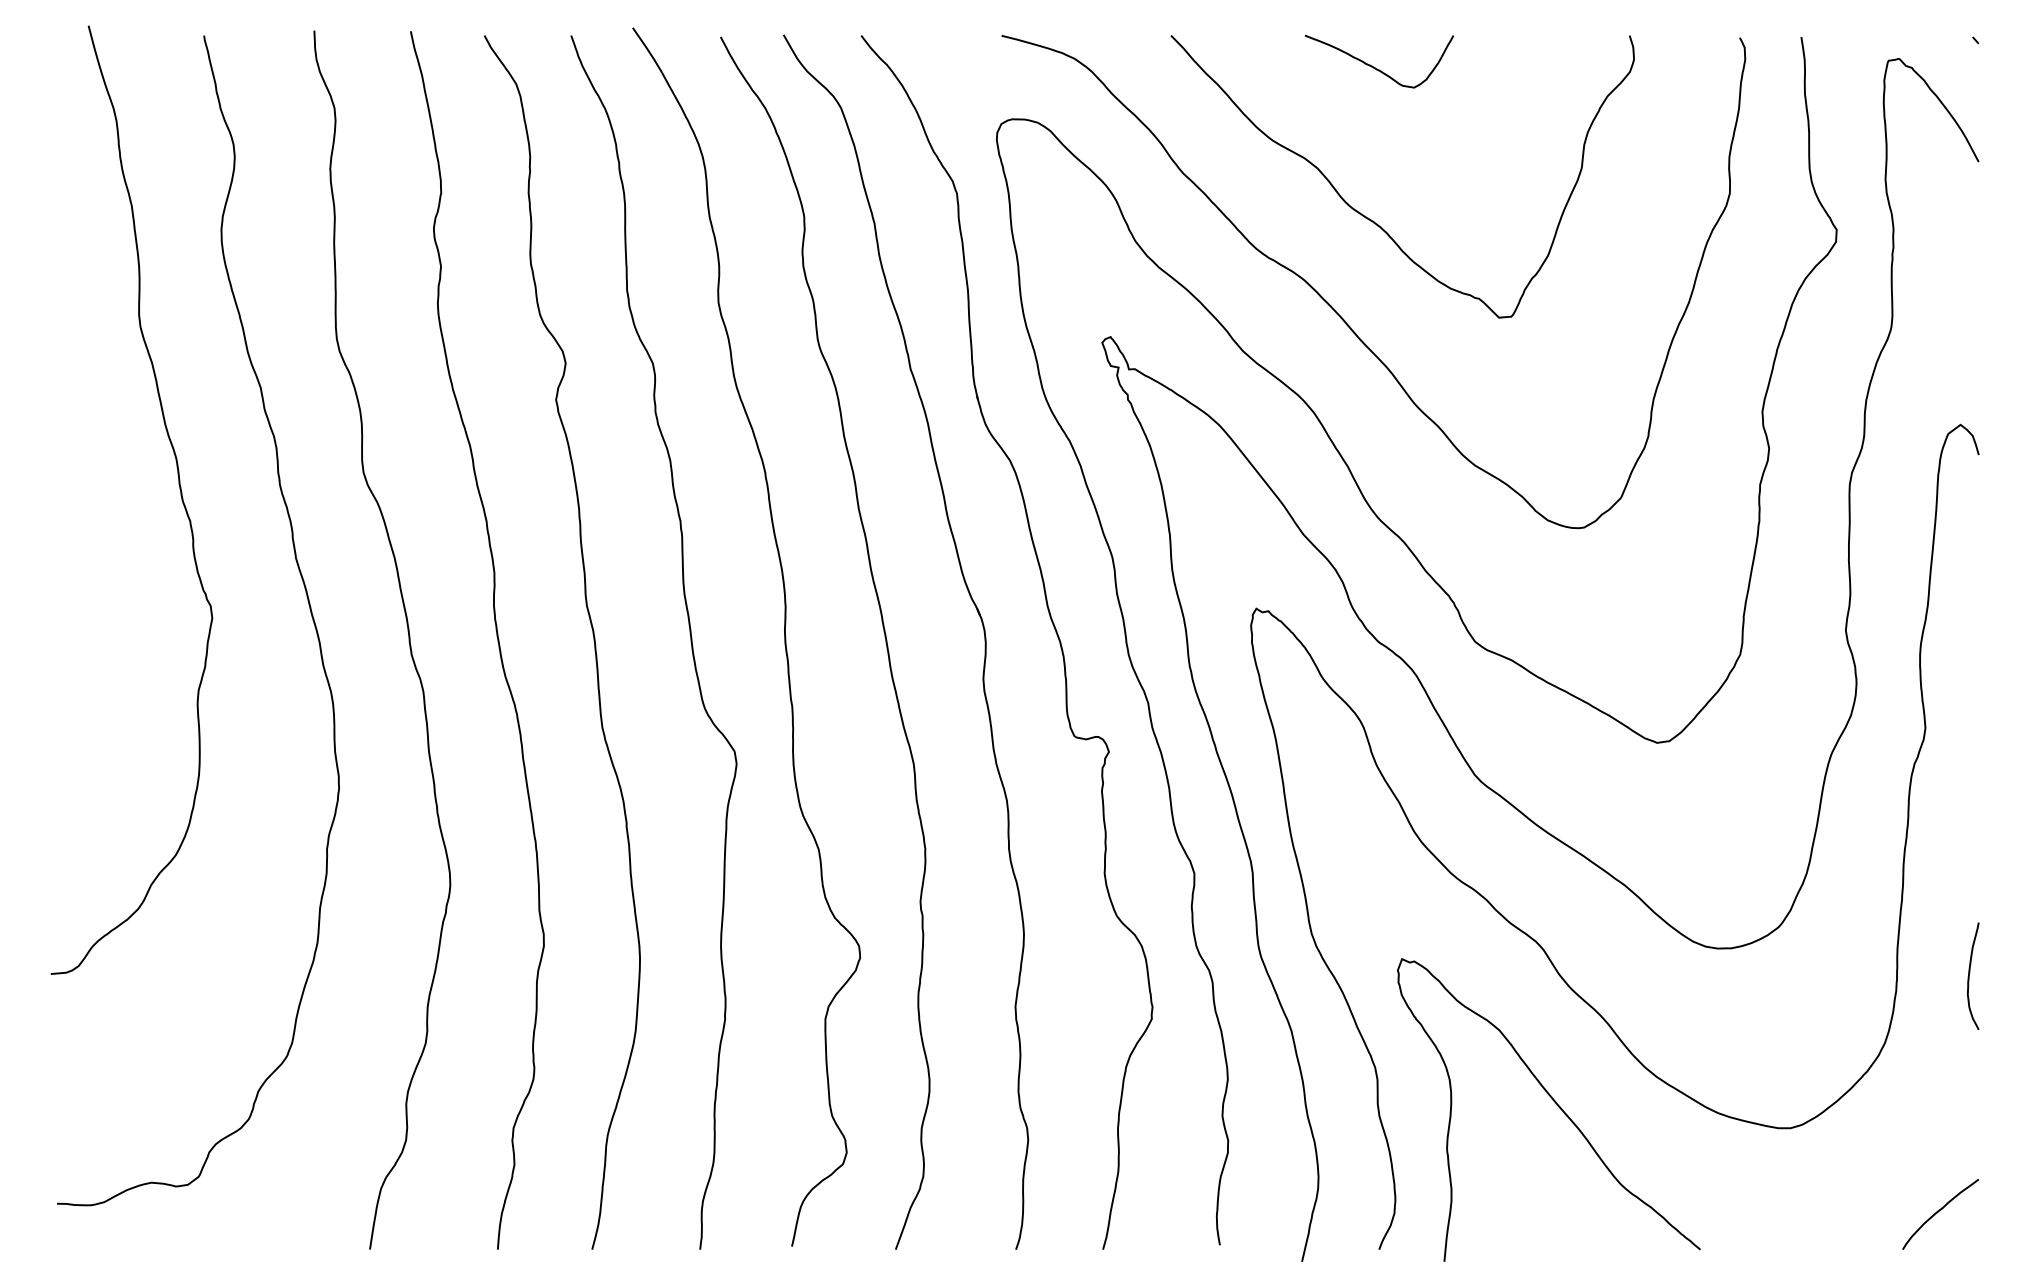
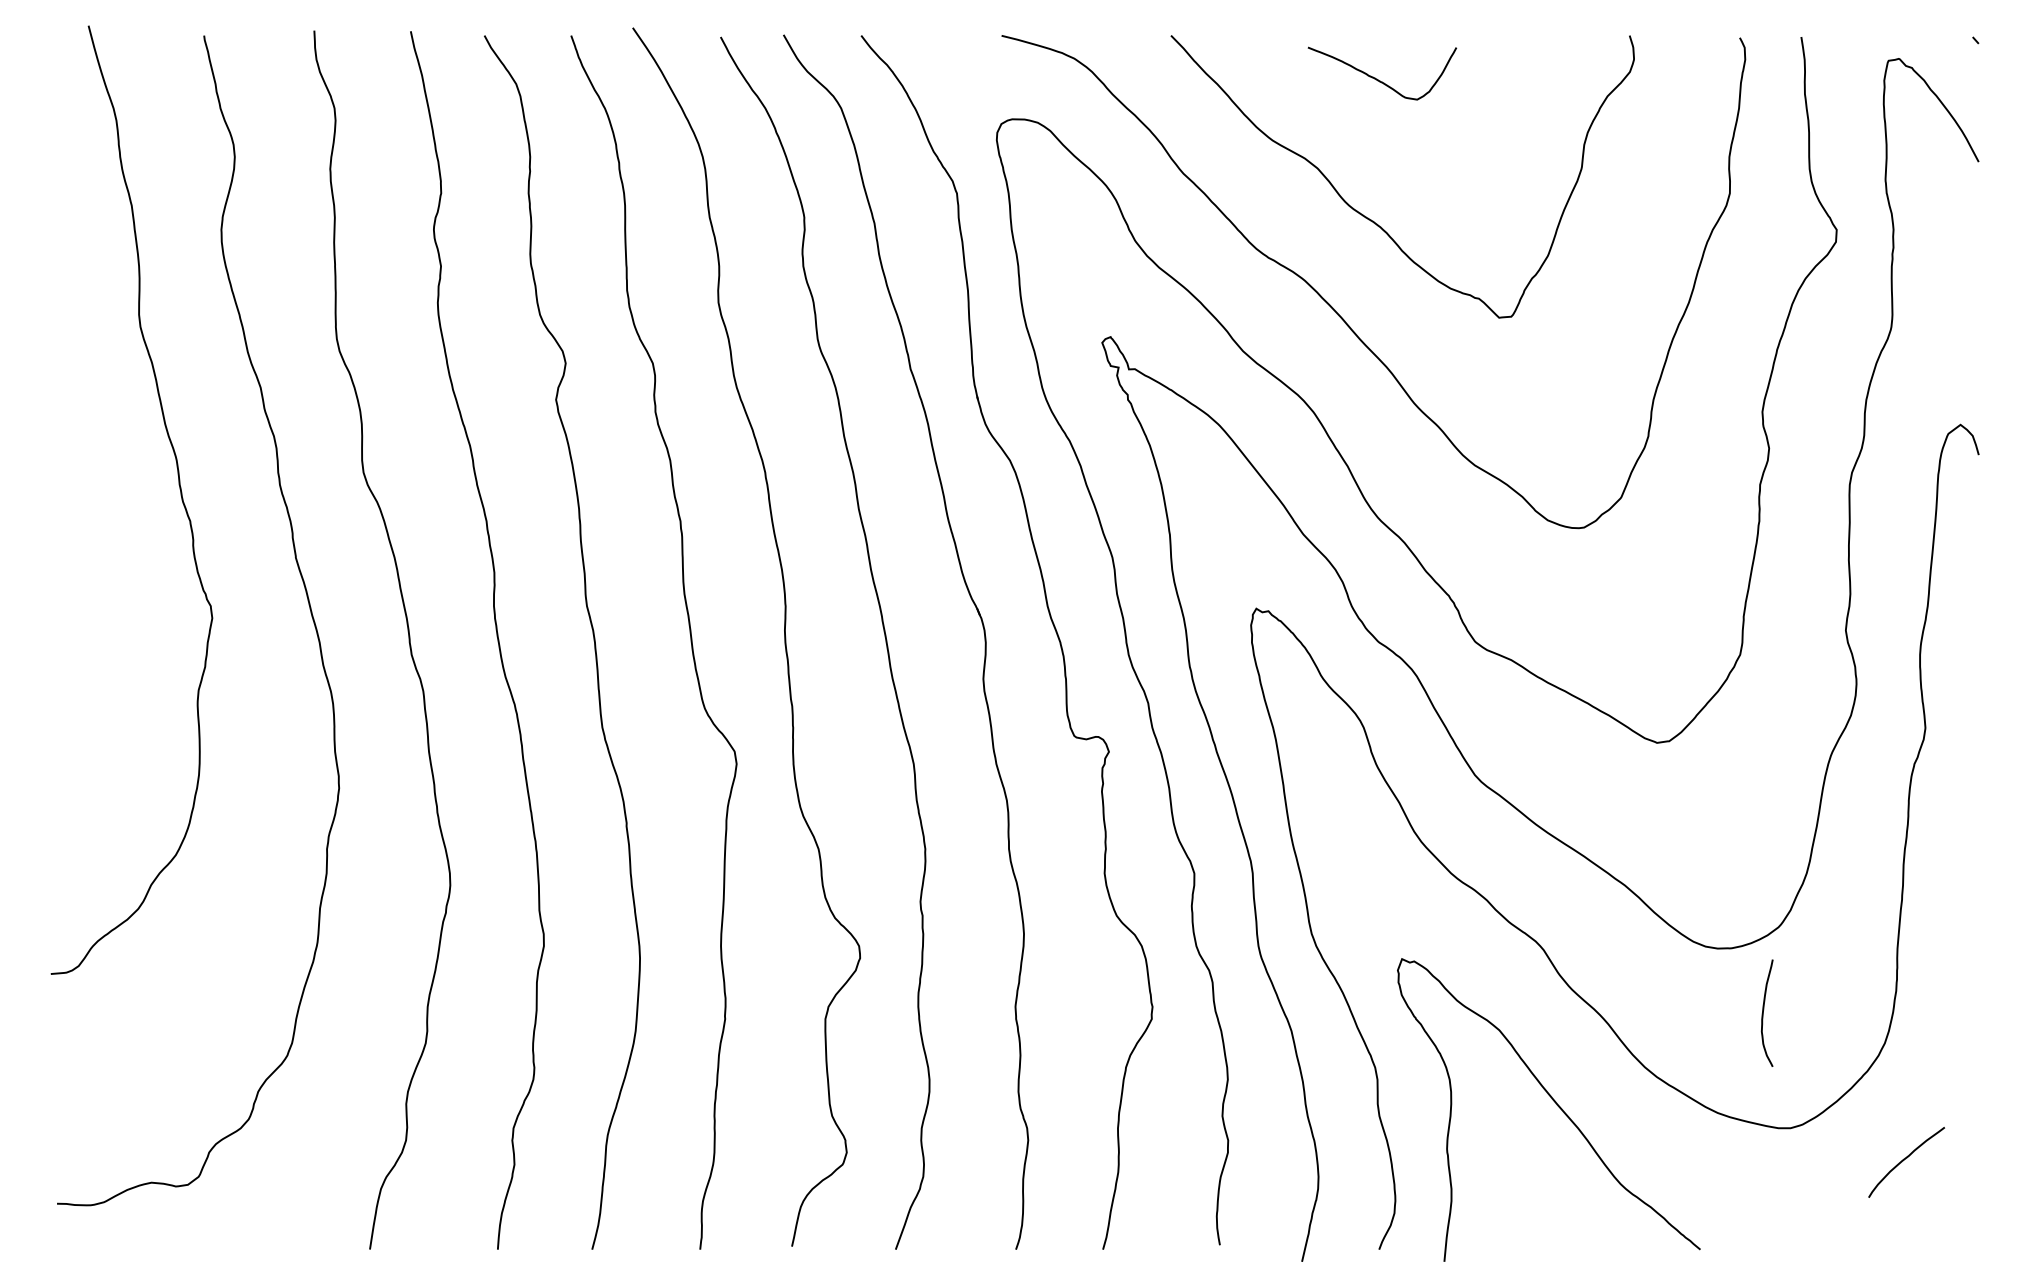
curve position: (1375, 67) -> (1378, 79) (1378, 79)
curve position: (1969, 975) -> (1763, 1012) (1763, 1012)
curve position: (1938, 1212) -> (1904, 1160) (1904, 1160)
